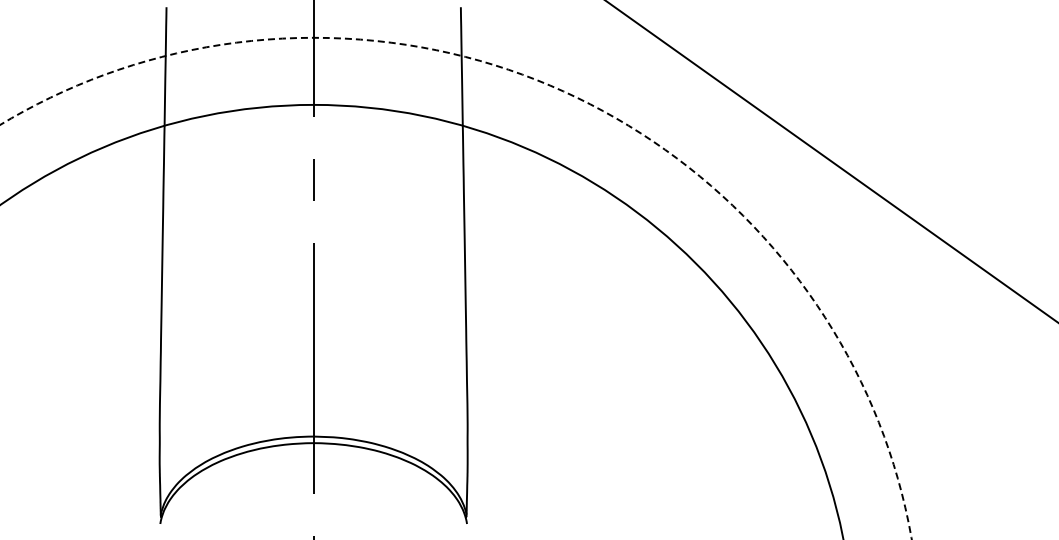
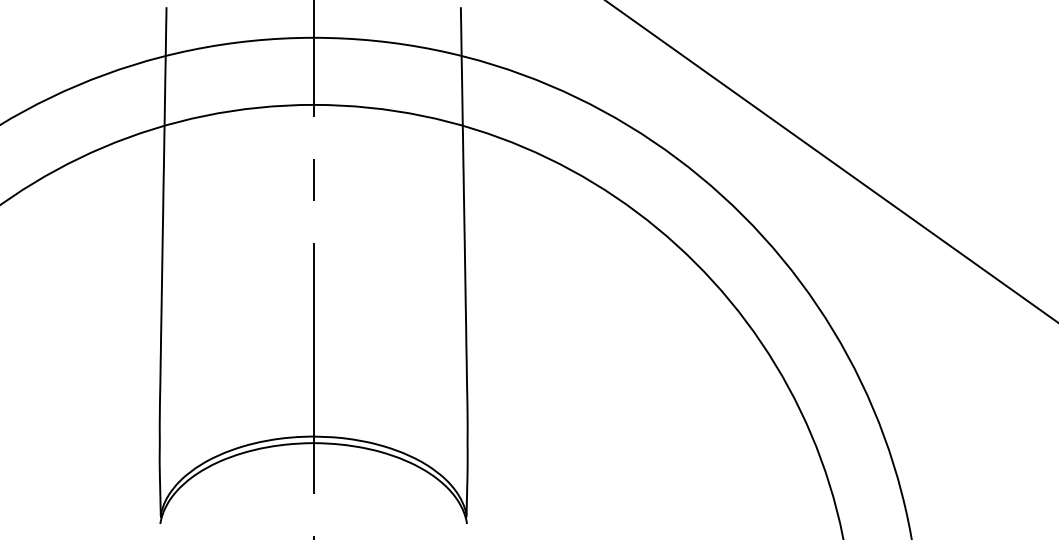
circle: dashed -> solid (455, 288)
